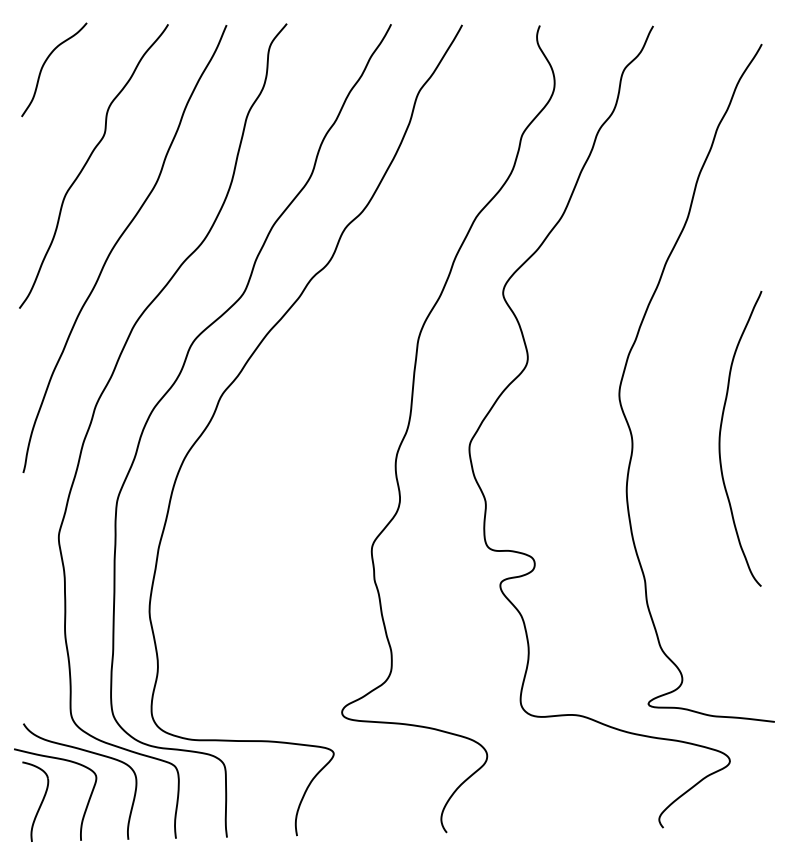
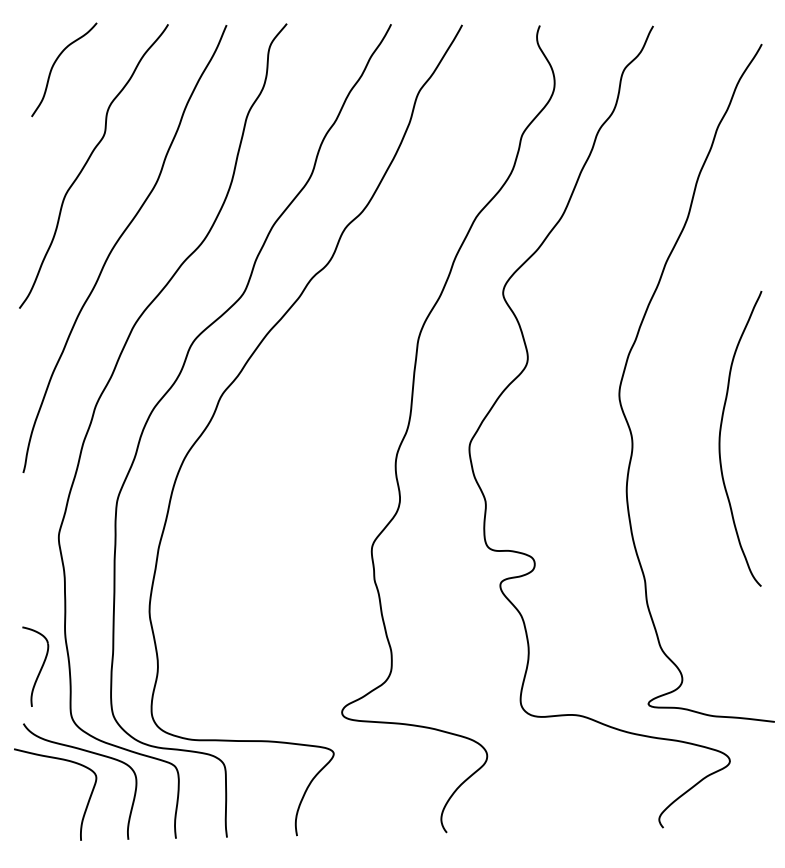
curve position: (44, 65) -> (54, 65) (54, 65)
part position: (35, 801) -> (35, 666) (35, 666)
